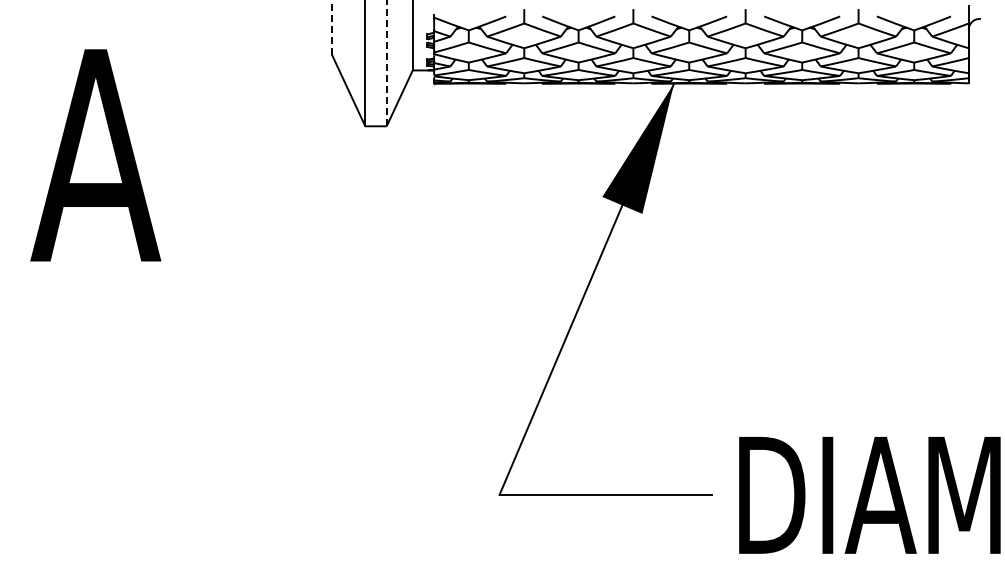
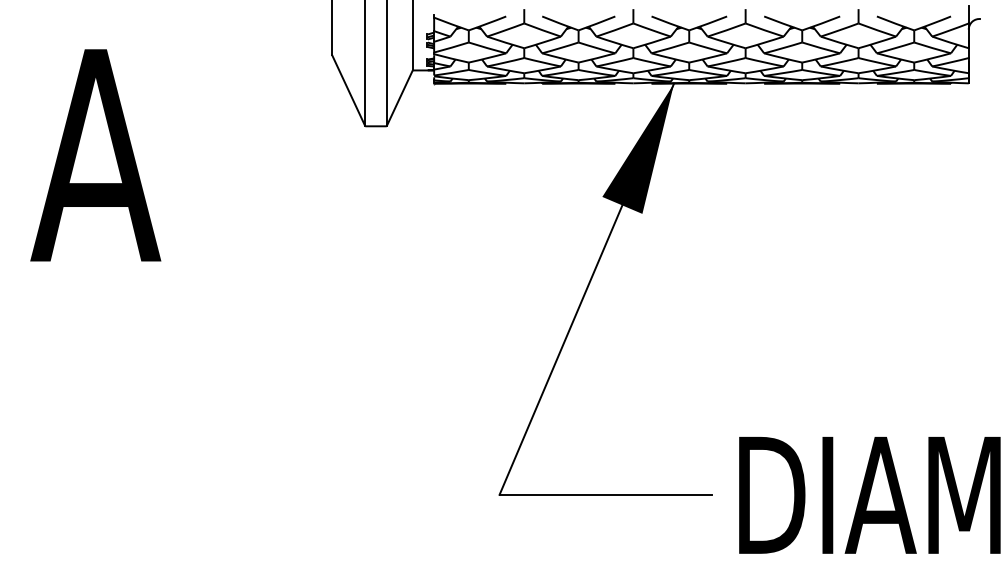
line: dashed -> solid (331, 27)
line: dashed -> solid (386, 63)
